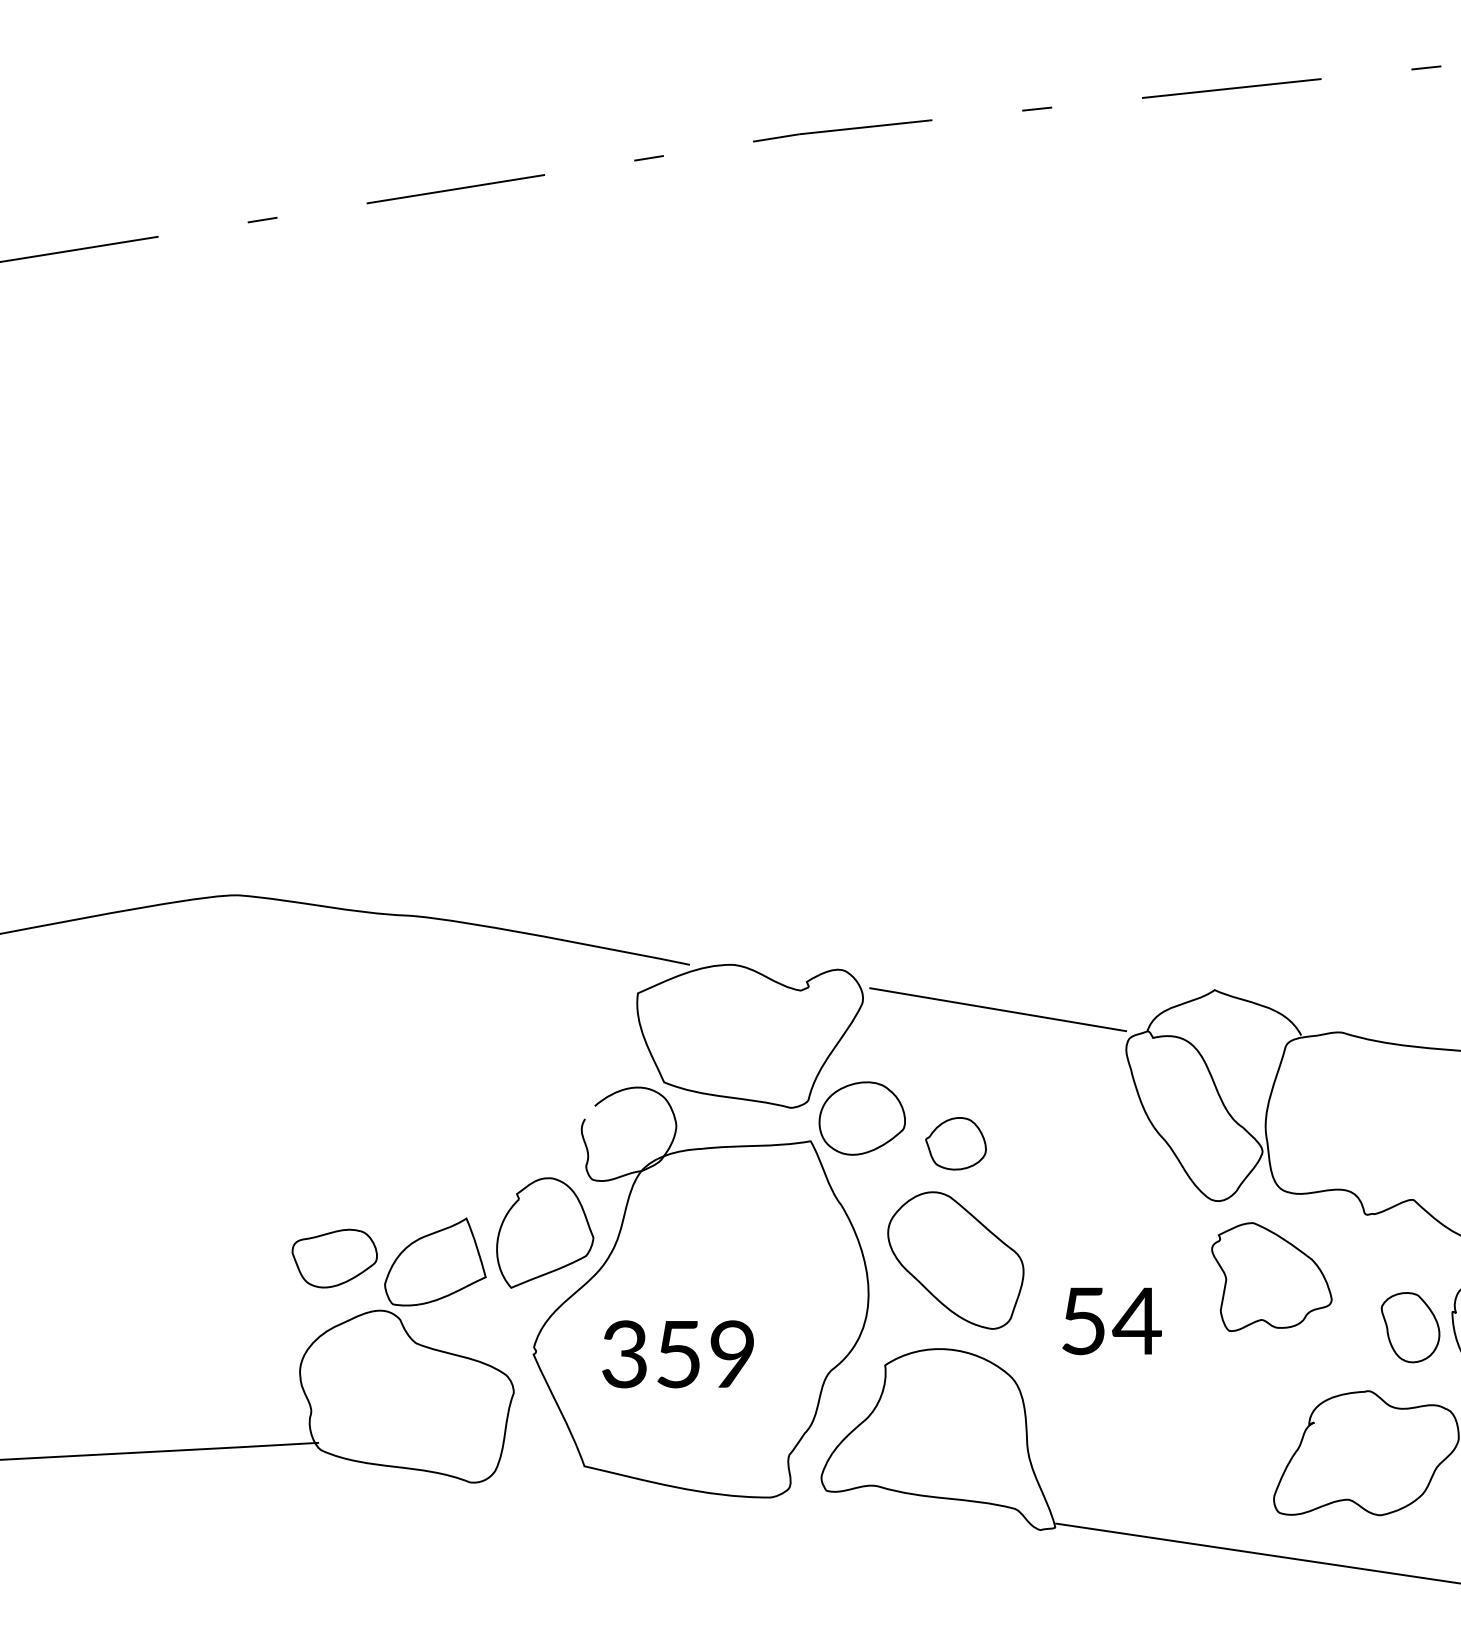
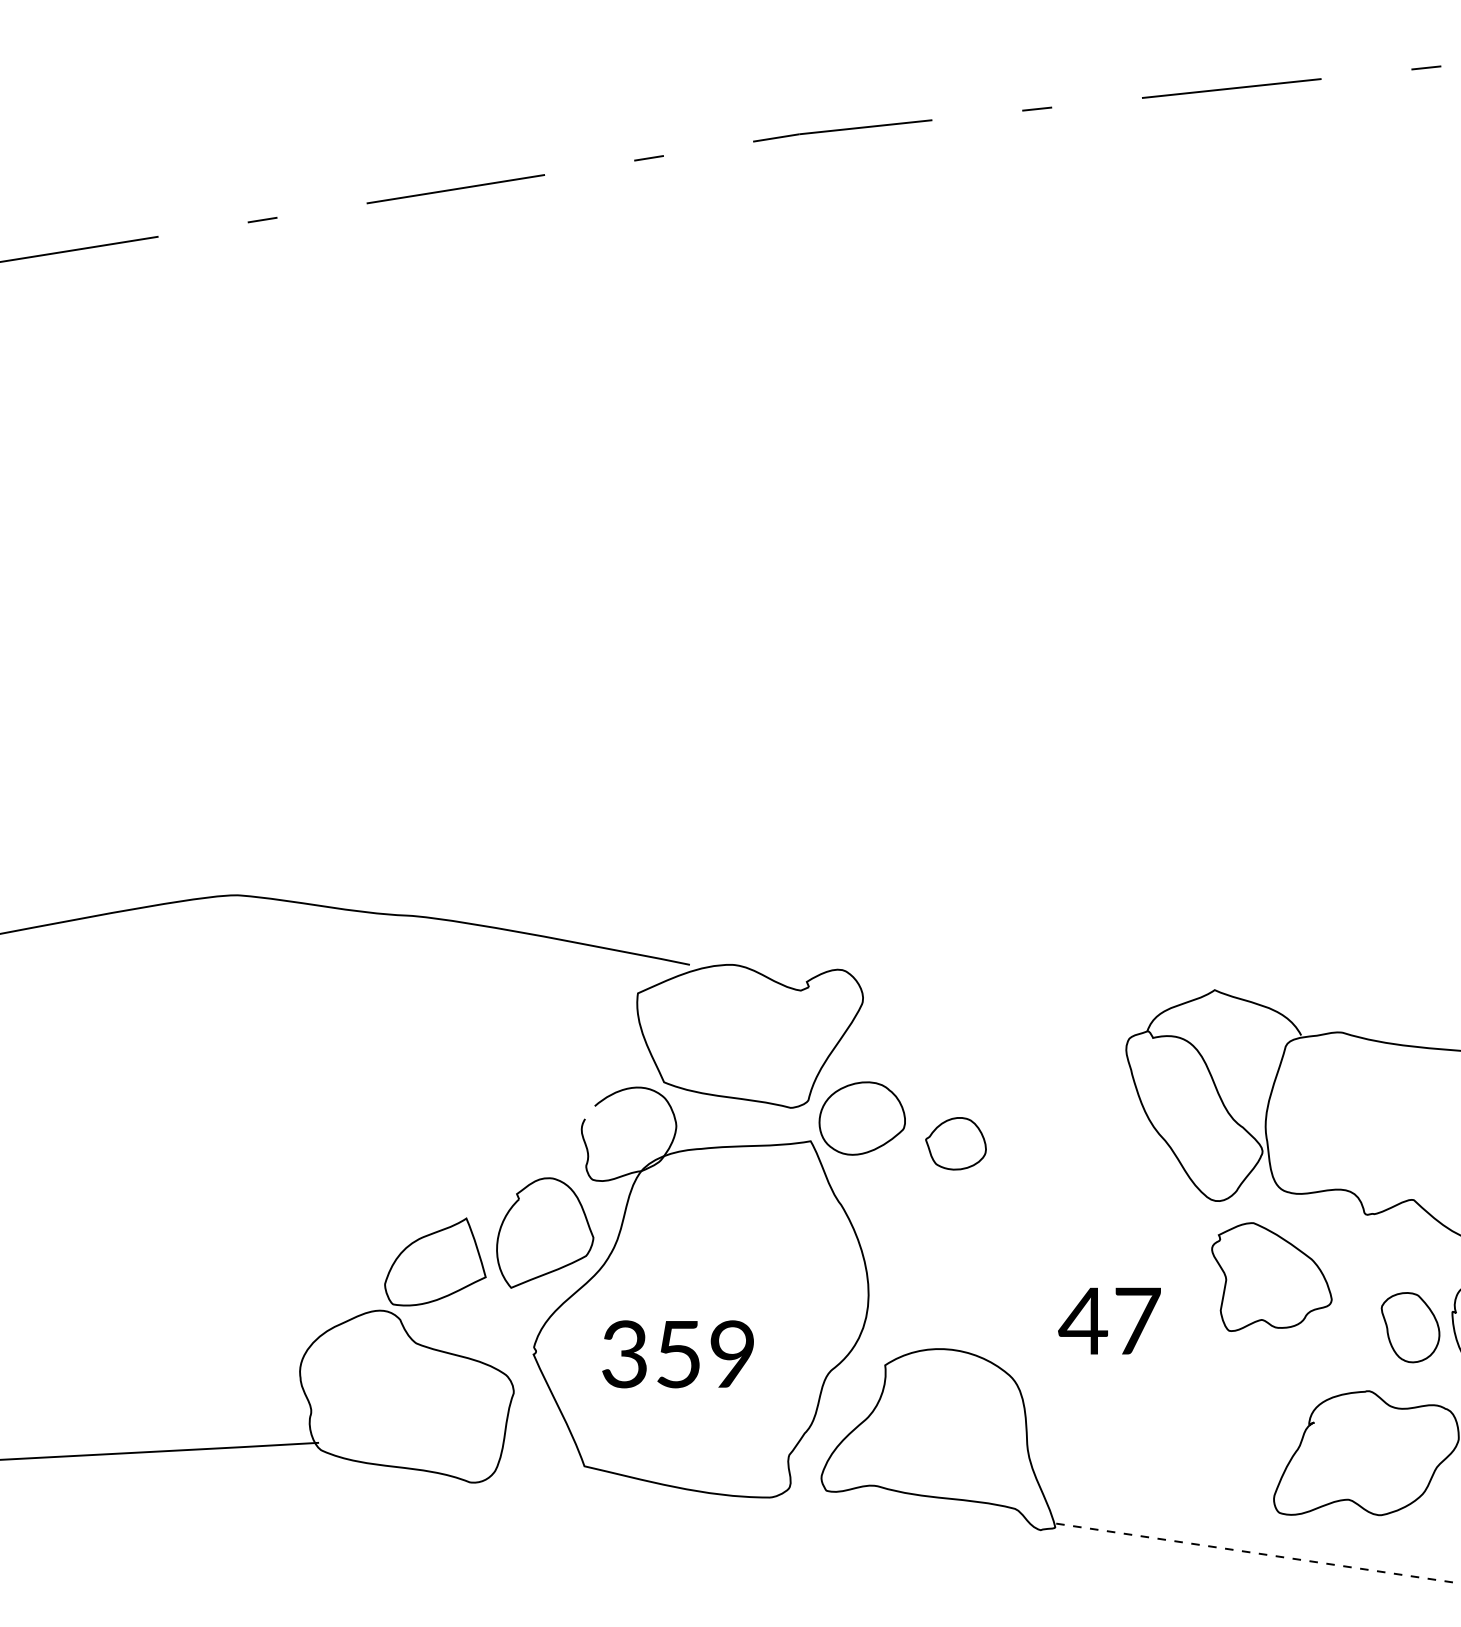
line: present -> none (998, 1009)
part: present -> none (334, 1258)
part: present -> none (955, 1260)
text: 54 -> 47 (1109, 1321)
line: solid -> dashed (1258, 1553)
